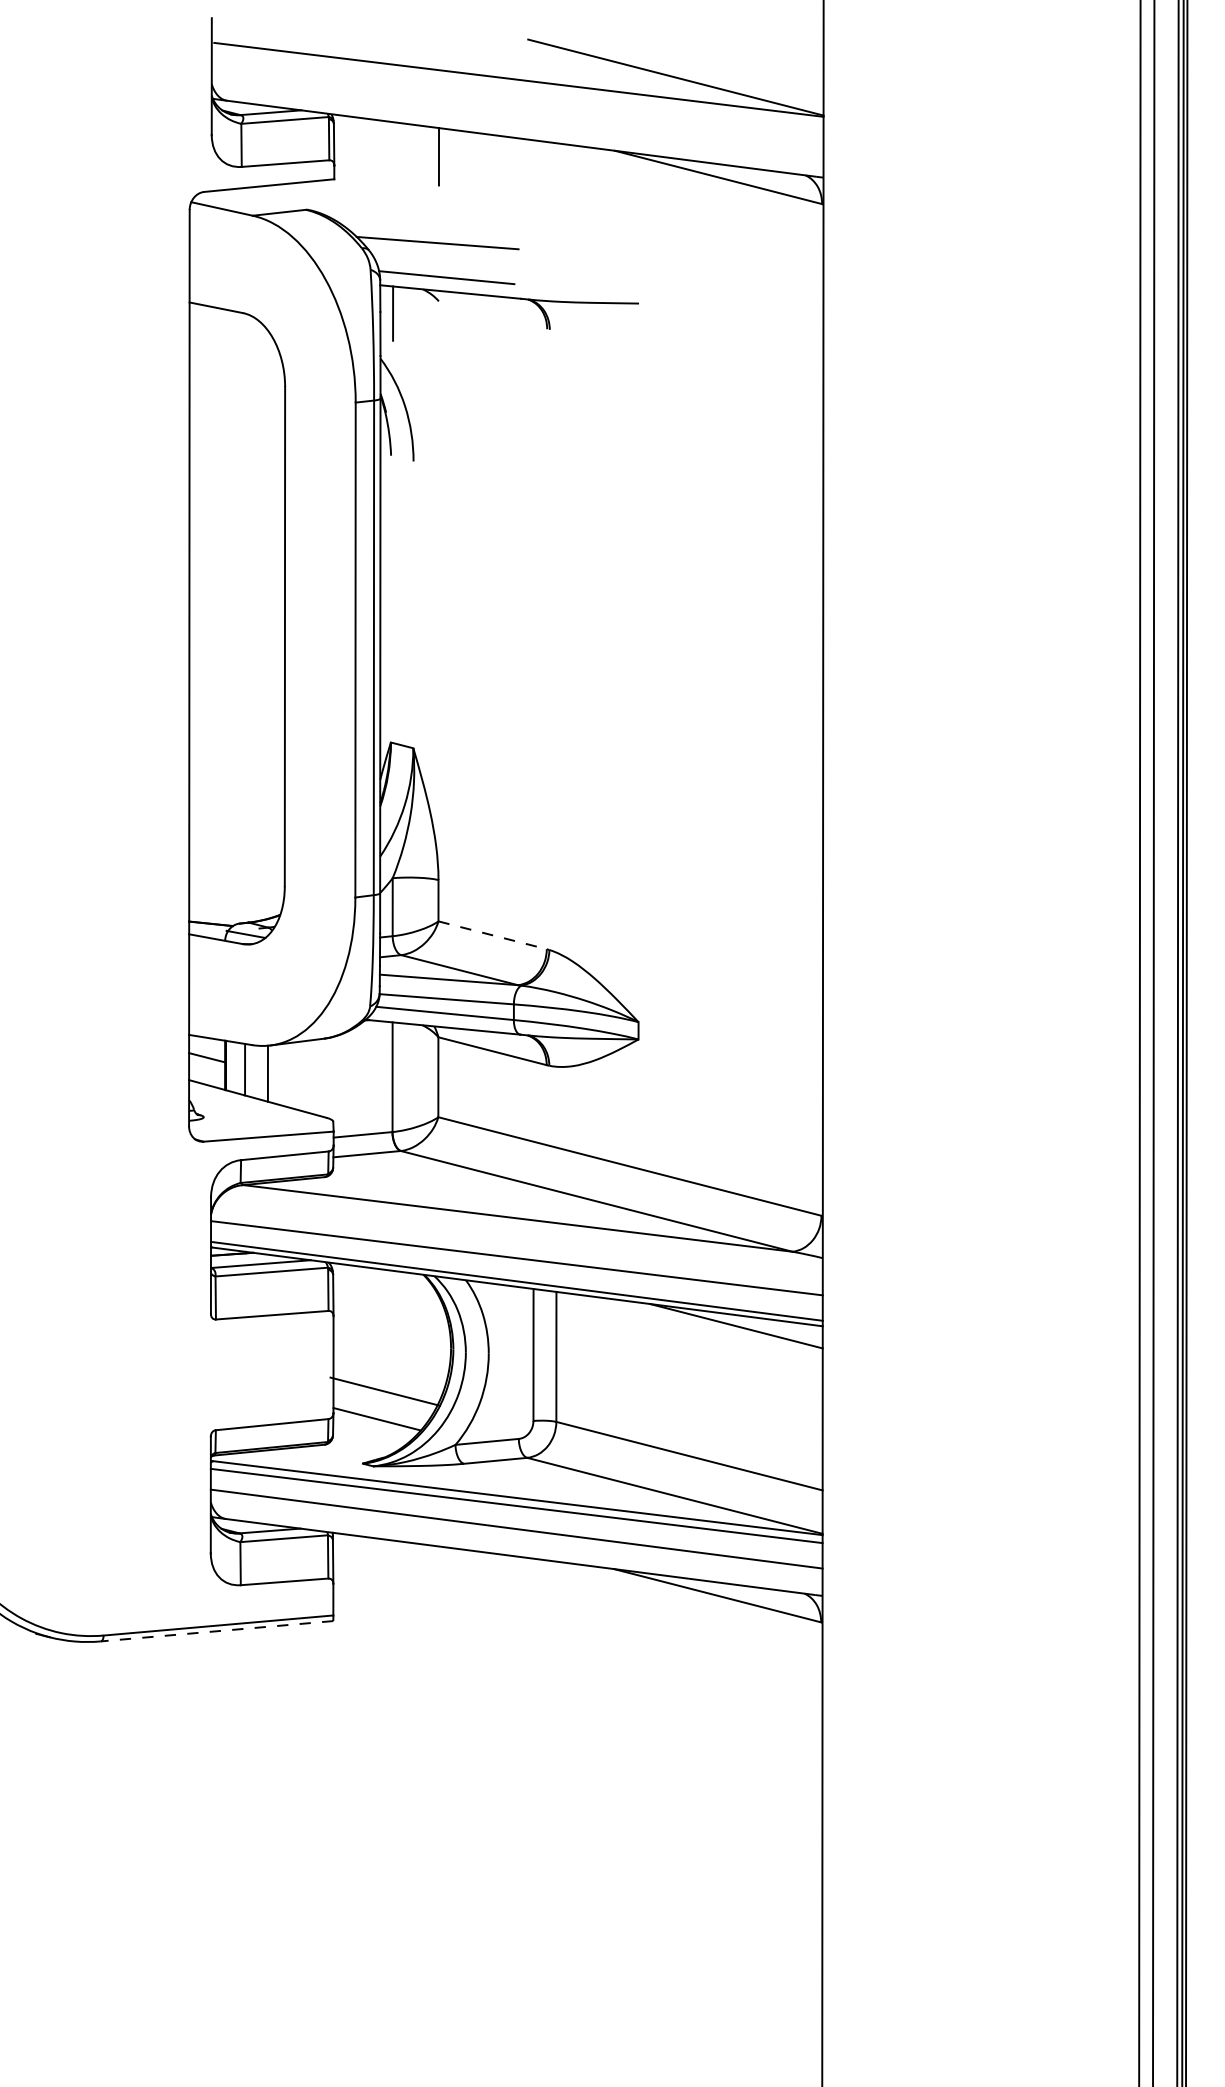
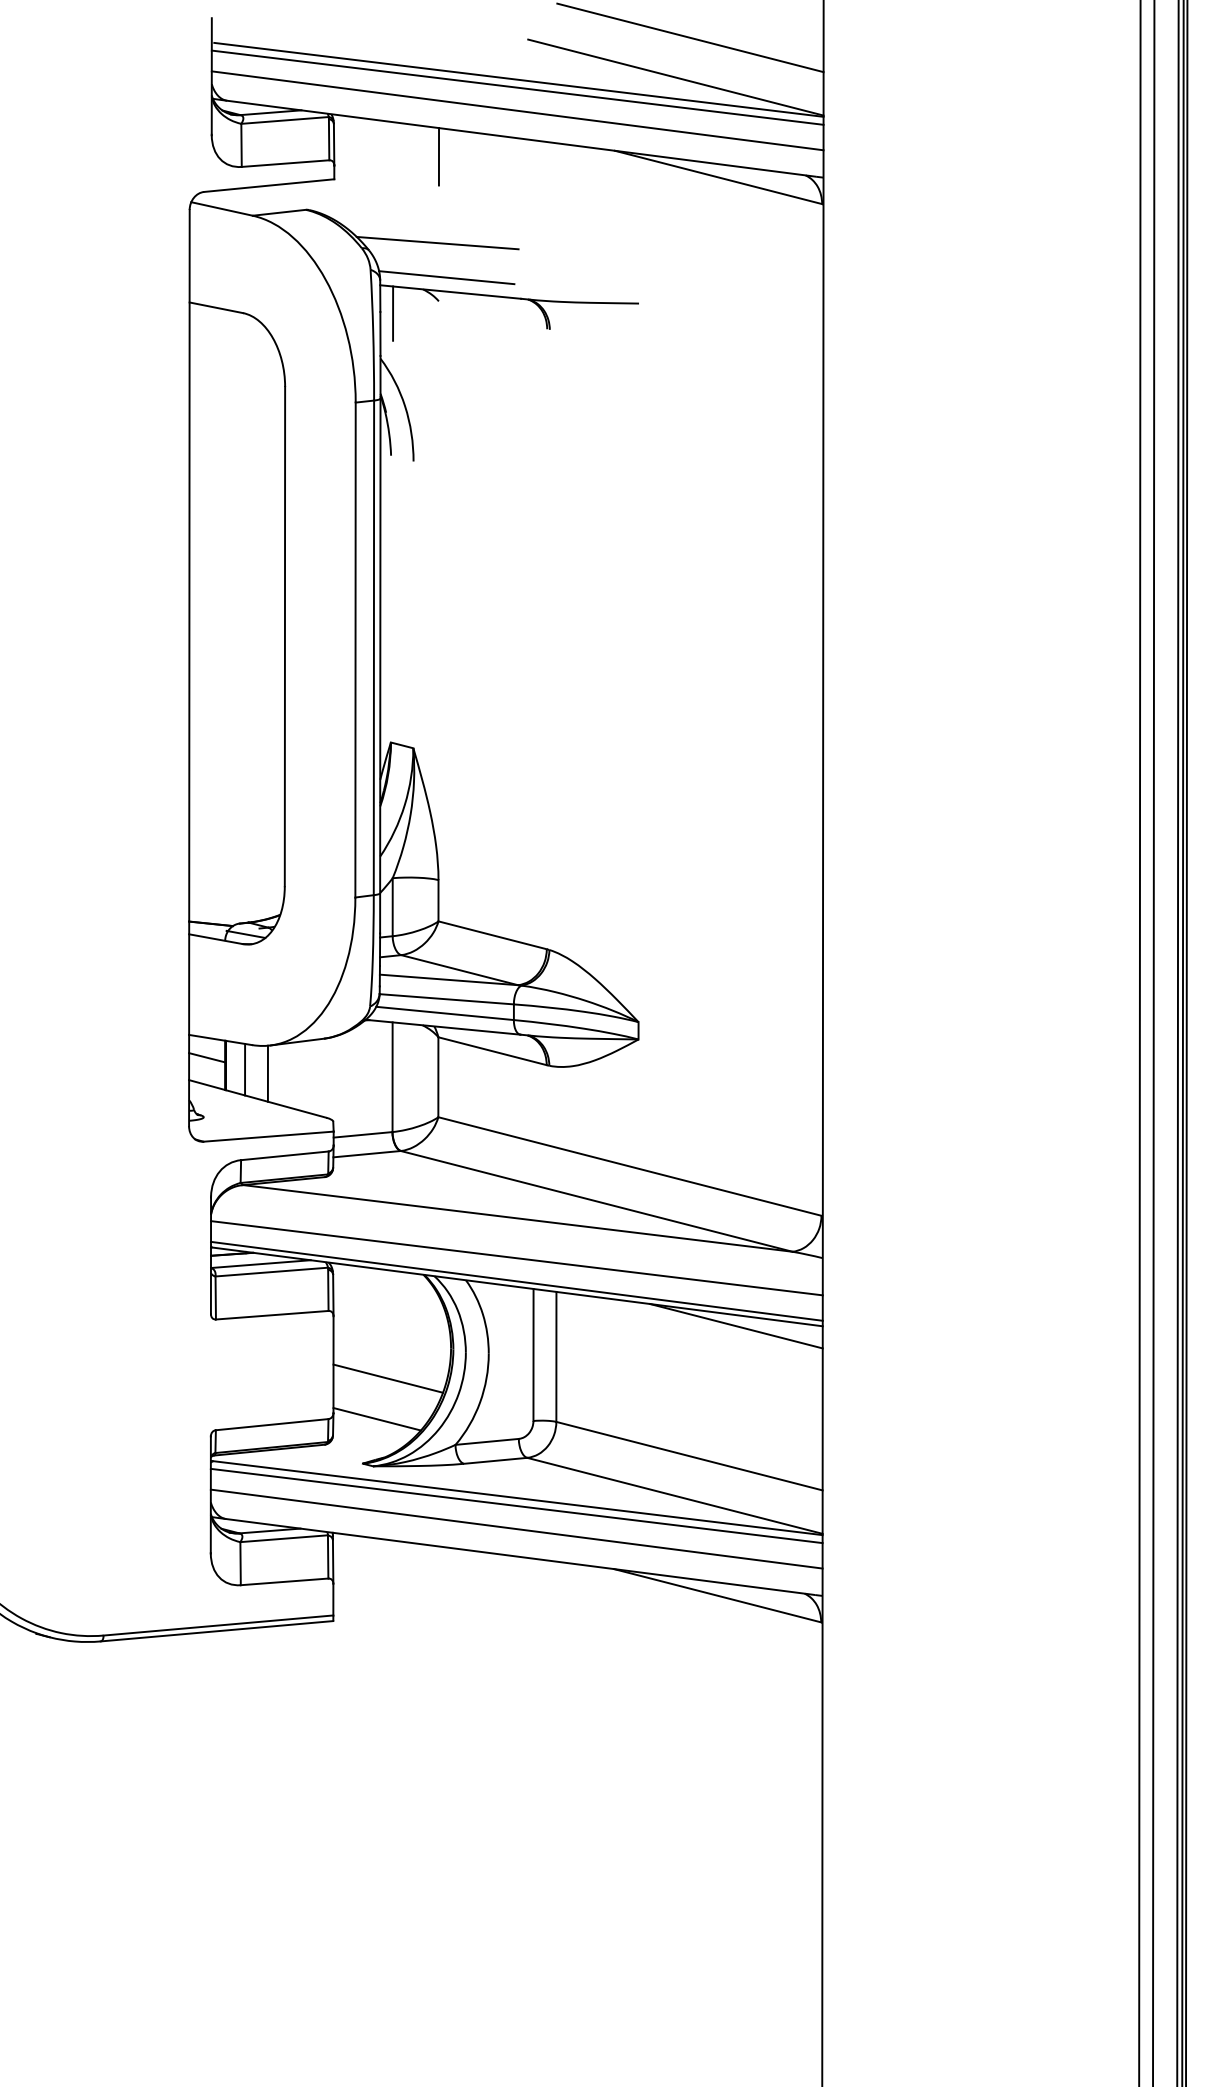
line: none -> present (690, 37)
line: none -> present (517, 87)
line: none -> present (517, 110)
line: dashed -> solid (492, 935)
line position: (385, 1391) -> (388, 1378) (388, 1378)
line: dashed -> solid (217, 1631)
